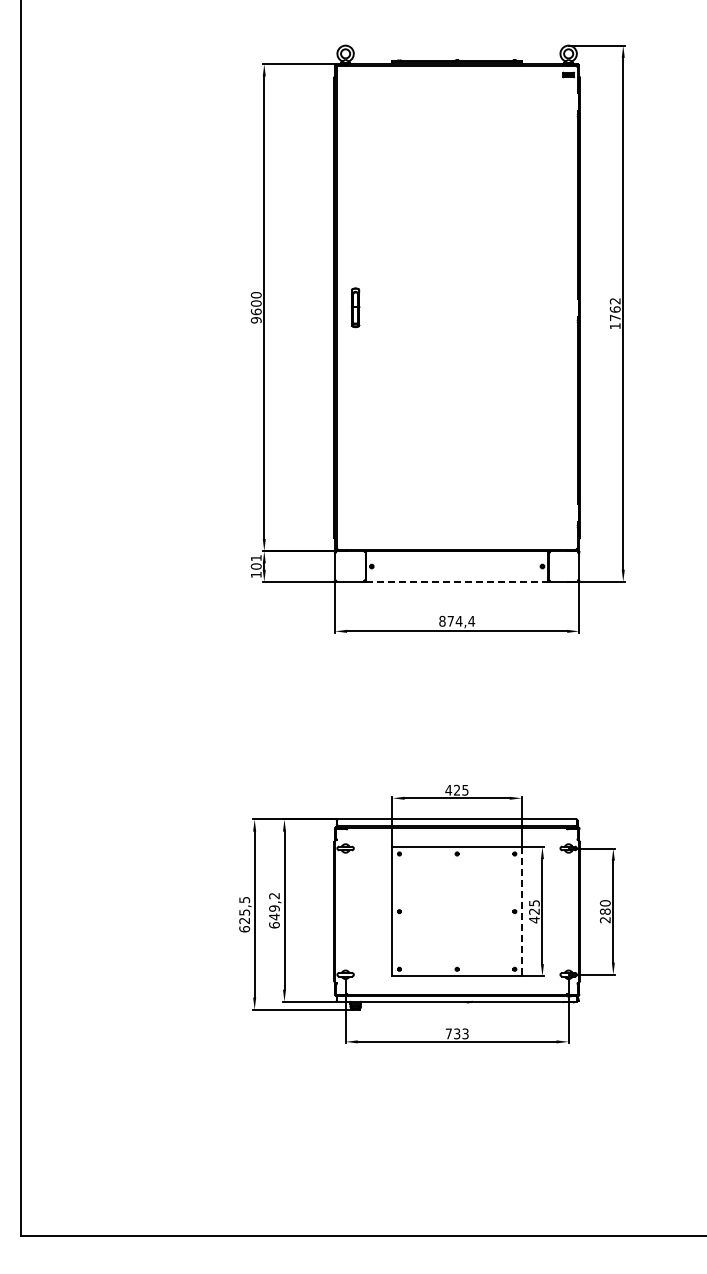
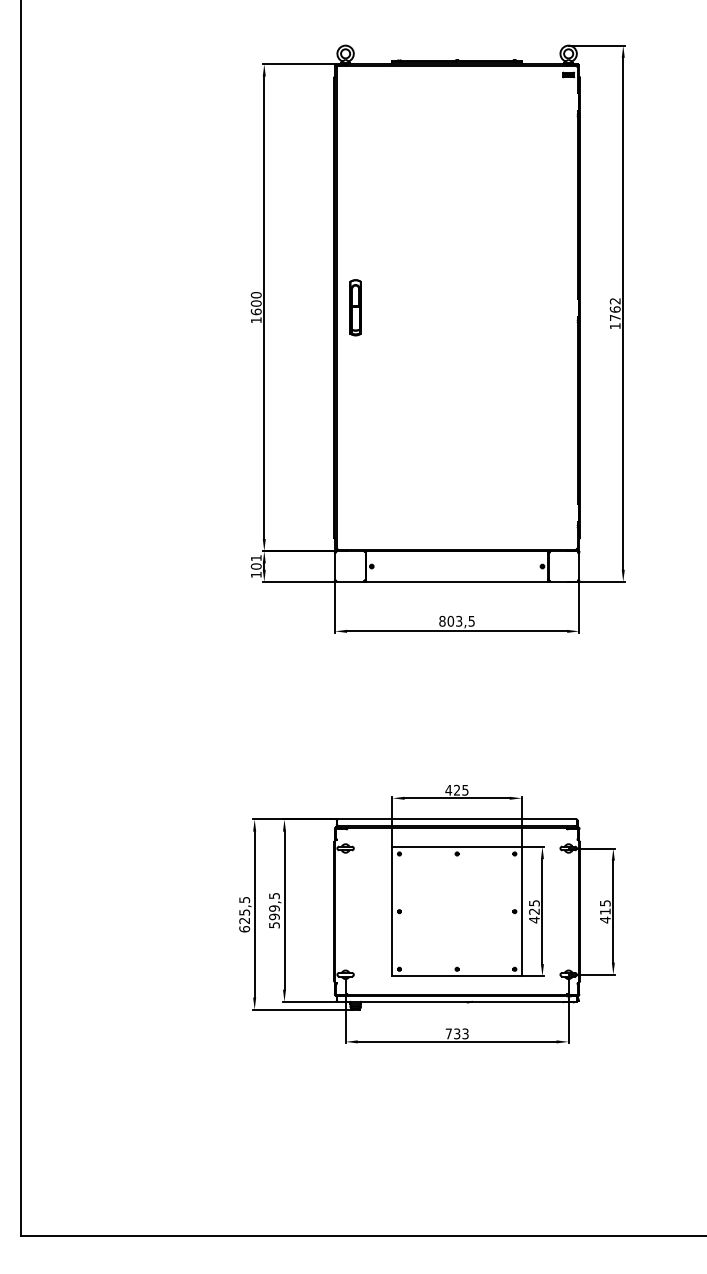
part size: 10x42 px -> 13x58 px (355, 307)
text: 9600 -> 1600 (255, 320)
line: dashed -> solid (457, 581)
text: 874,4 -> 803,5 (461, 620)
text: 649,2 -> 599,5 (274, 910)
line: dashed -> solid (521, 911)
text: 280 -> 415 (604, 911)
